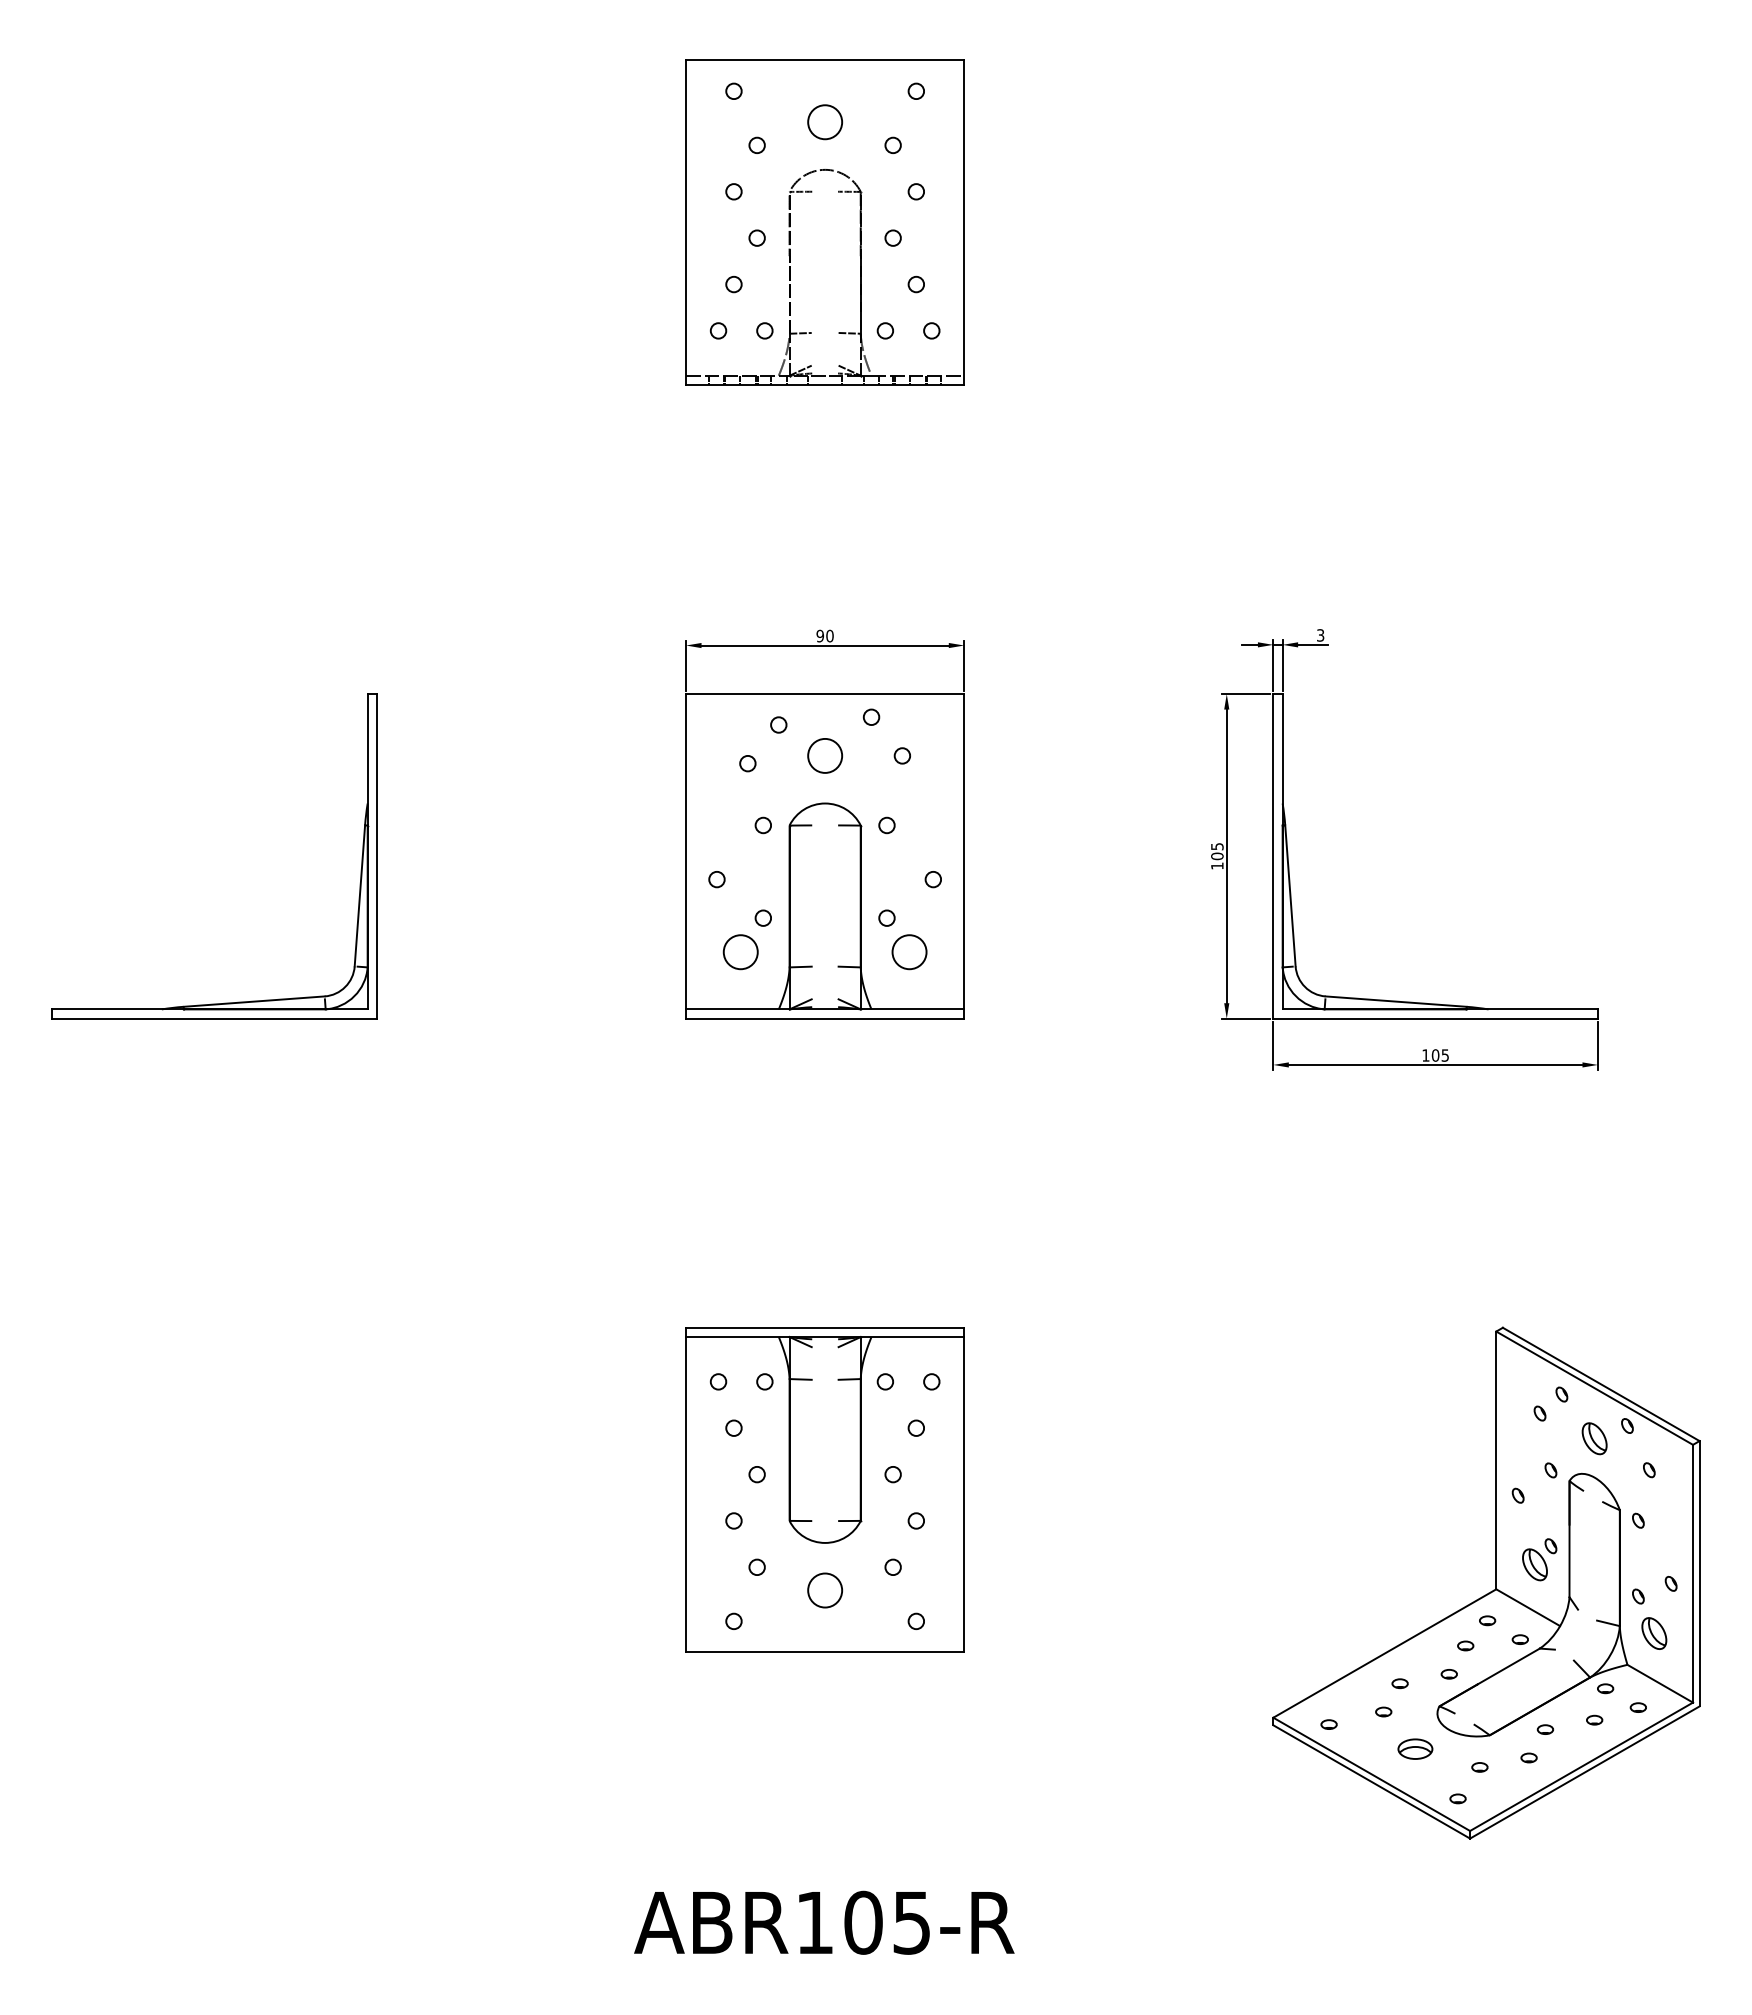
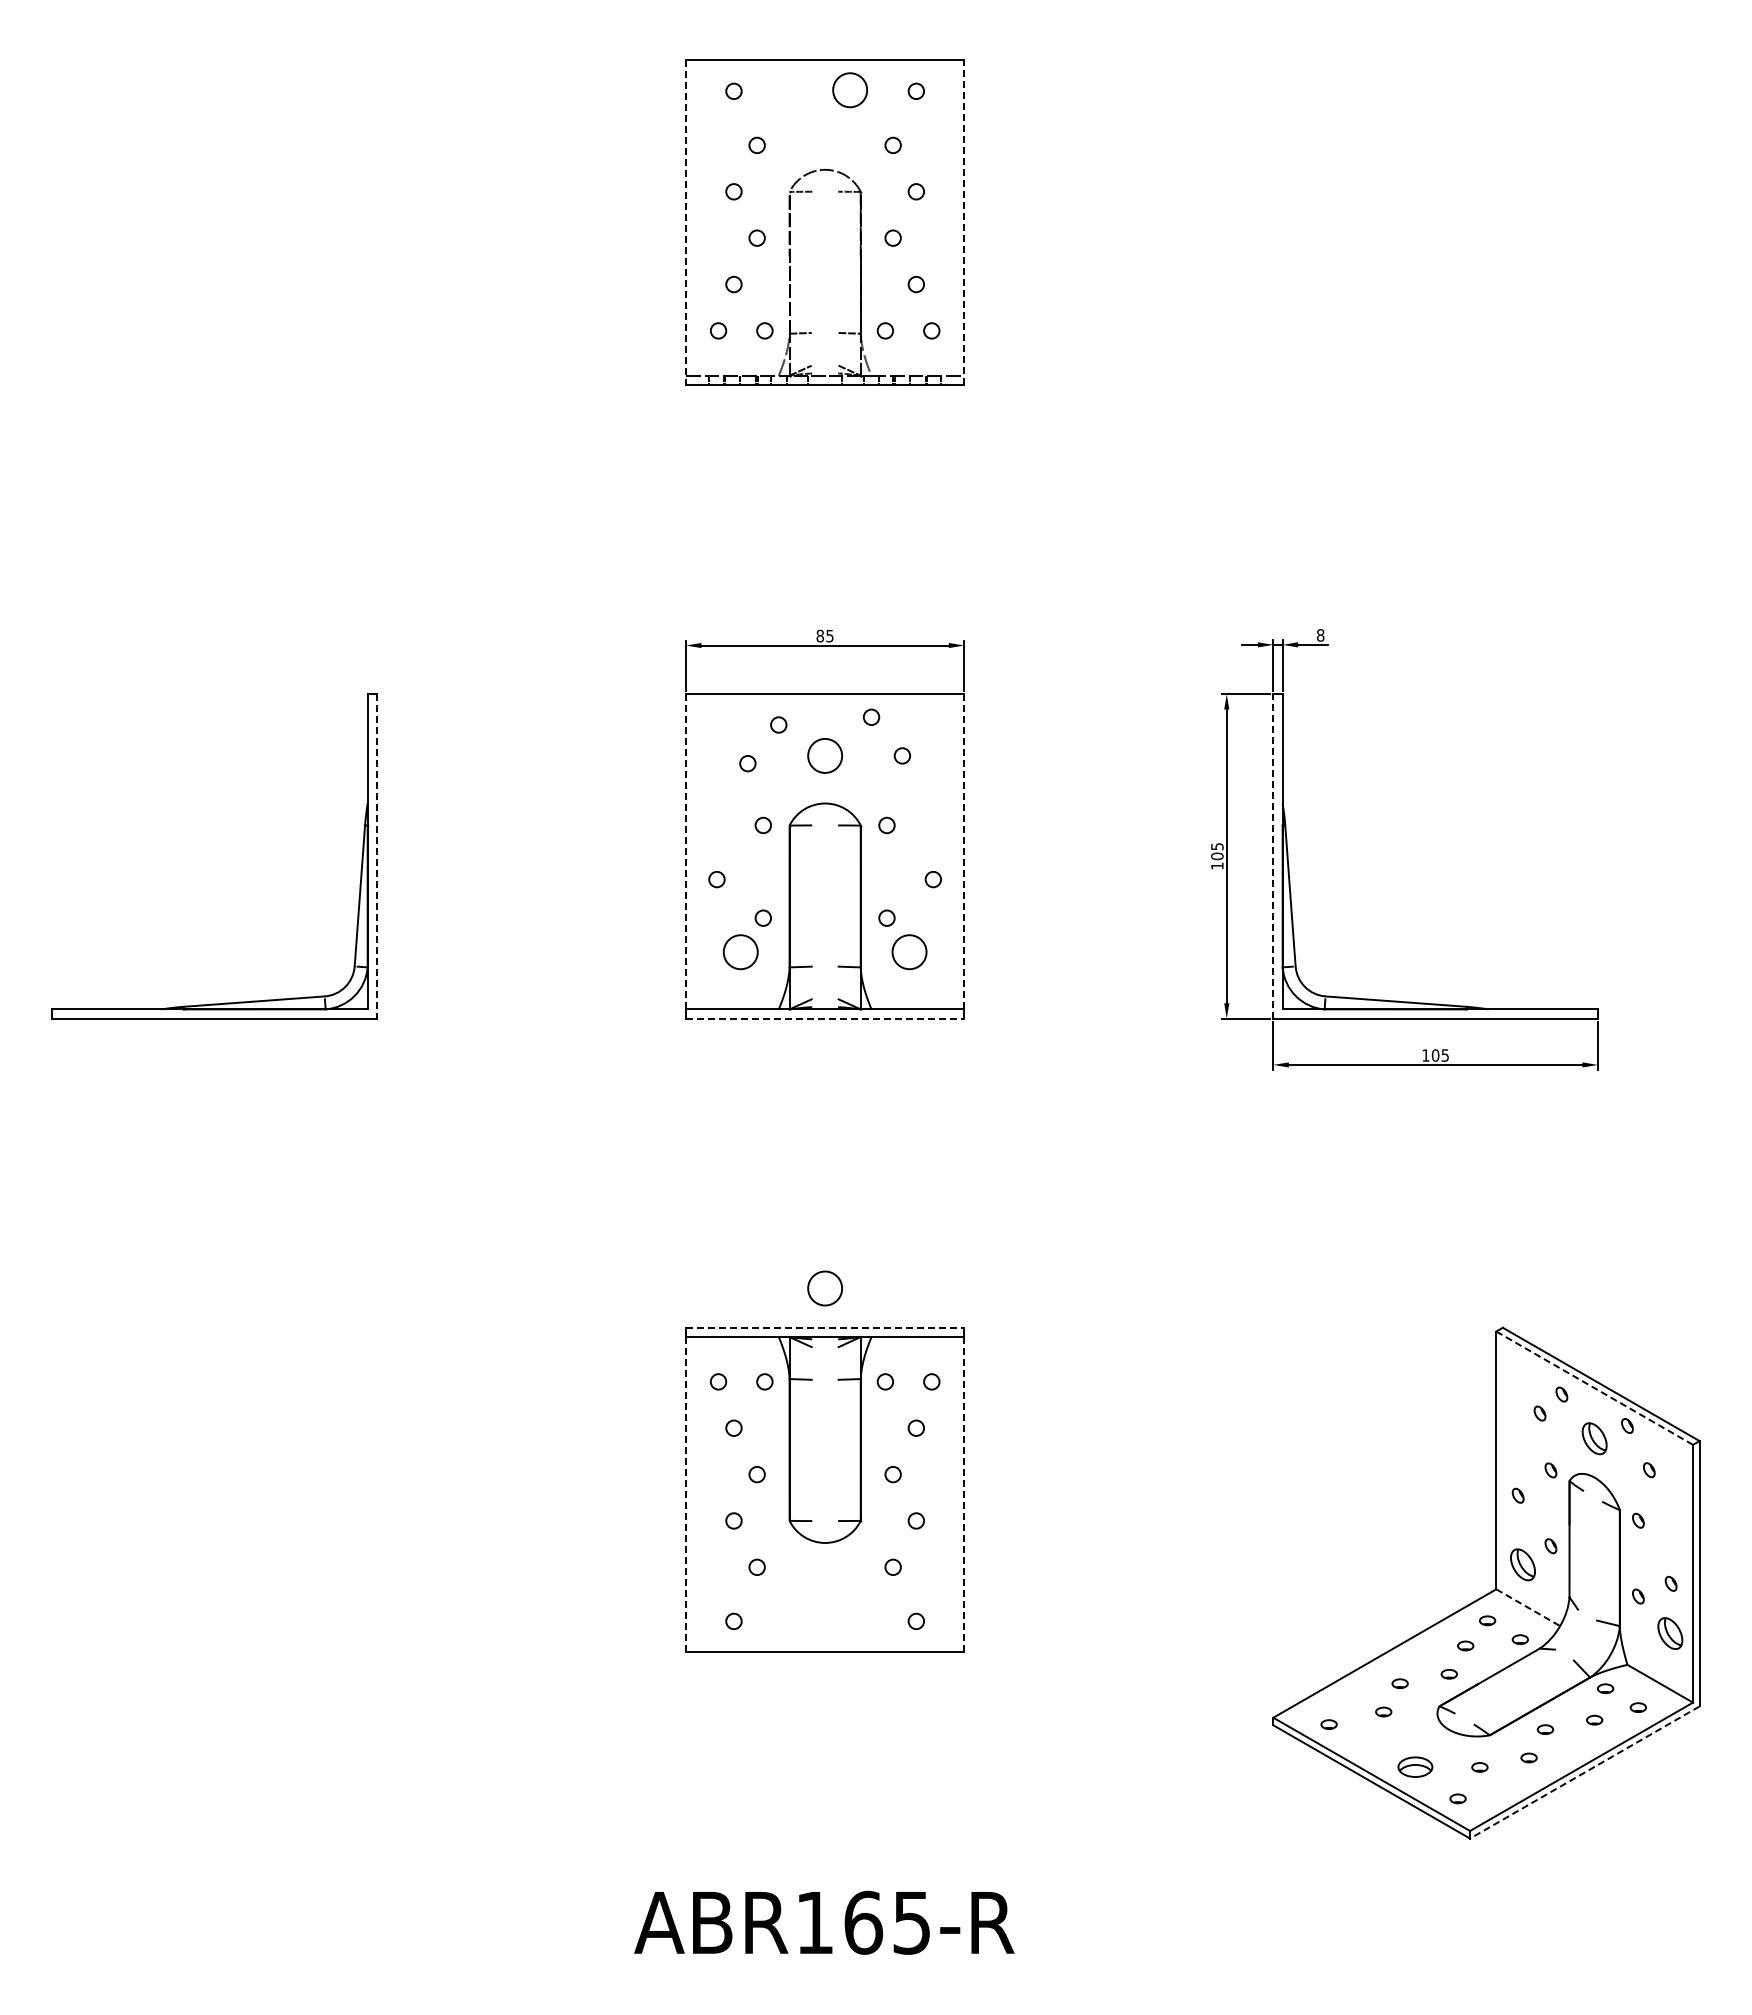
circle position: (825, 122) -> (850, 90) (850, 90)
line: solid -> dashed (964, 222)
line: solid -> dashed (686, 223)
text: 90 -> 85 (824, 635)
text: 3 -> 8 (1320, 635)
line: solid -> dashed (686, 851)
line: solid -> dashed (964, 851)
line: solid -> dashed (1273, 855)
line: solid -> dashed (376, 856)
line: solid -> dashed (825, 1018)
line: solid -> dashed (825, 1327)
line: solid -> dashed (1594, 1388)
line: solid -> dashed (686, 1494)
line: solid -> dashed (964, 1494)
part position: (1534, 1564) -> (1522, 1564) (1522, 1564)
circle position: (825, 1590) -> (825, 1288) (825, 1288)
line: solid -> dashed (1528, 1607)
part position: (1654, 1633) -> (1670, 1633) (1670, 1633)
part position: (1415, 1748) -> (1415, 1766) (1415, 1766)
line: solid -> dashed (1584, 1772)
text: ABR105-R -> ABR165-R (863, 1922)
